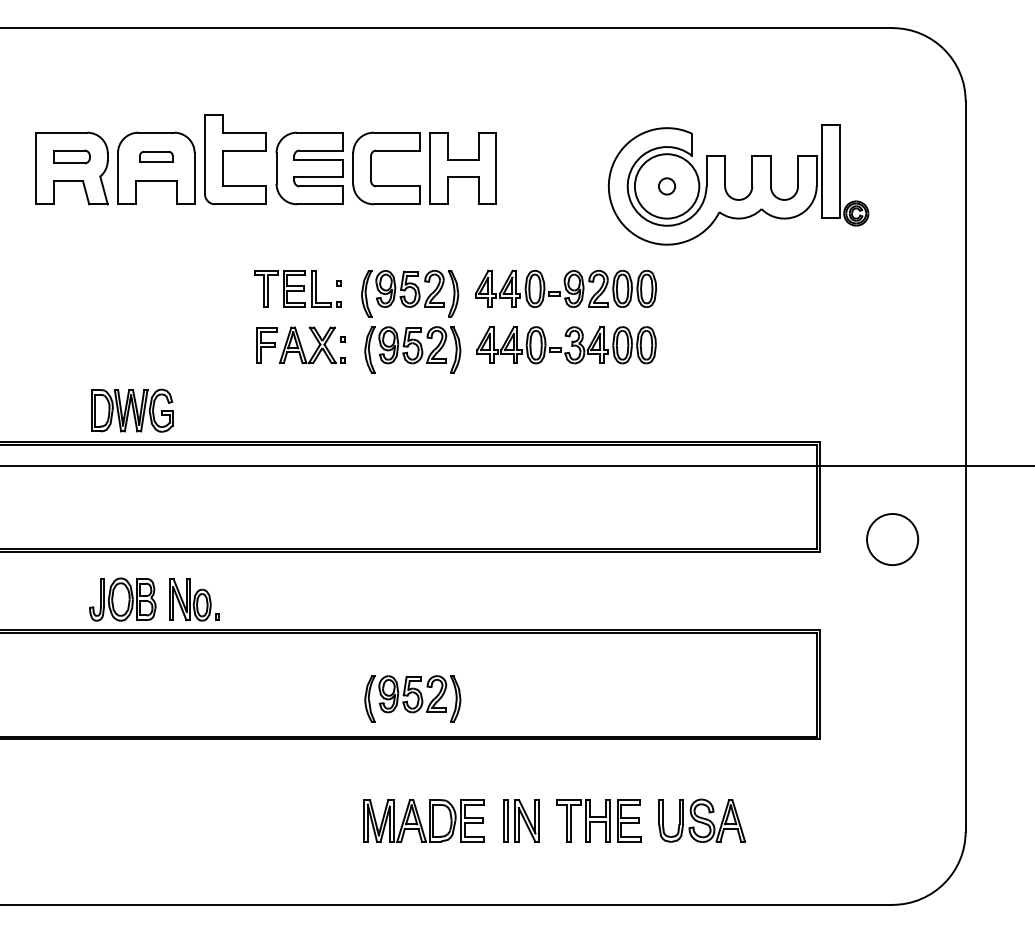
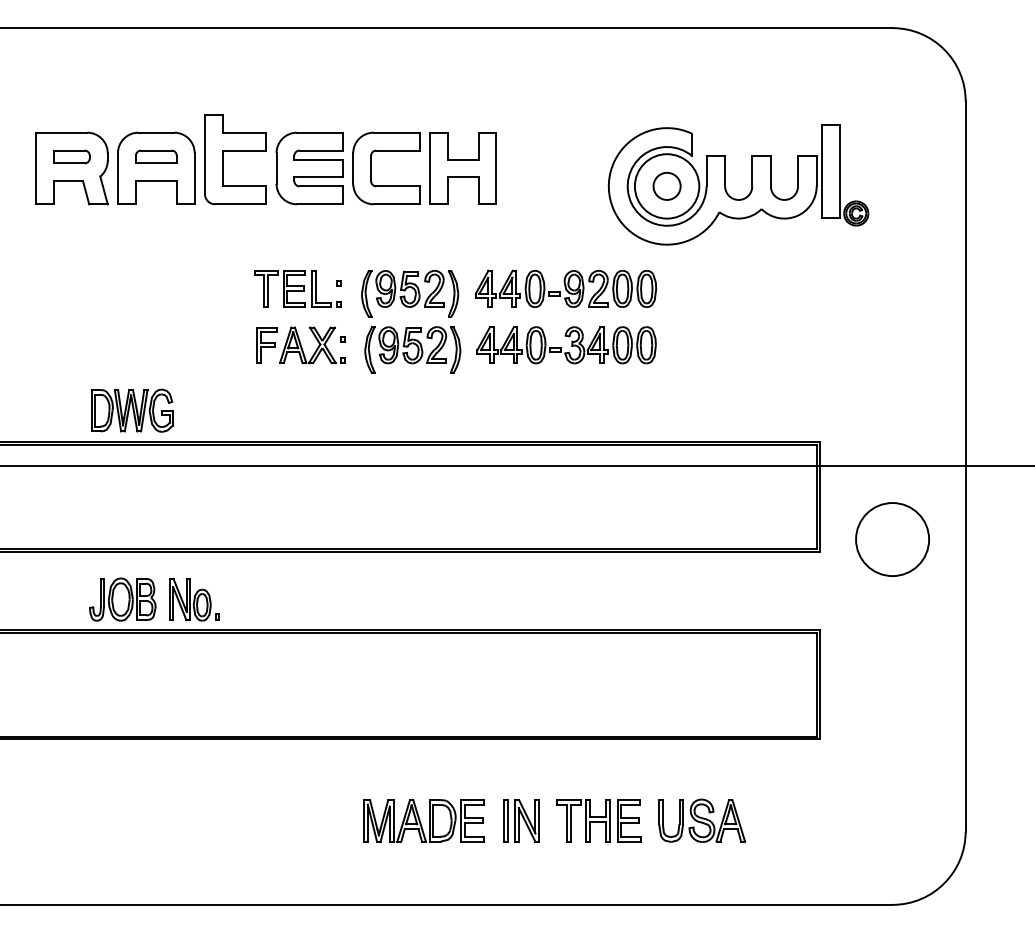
part size: 35x13 px -> 43x15 px (156, 156)
circle size: 19x19 px -> 30x29 px (666, 186)
circle diameter: 51 px -> 73 px (892, 539)
part: present -> none (412, 698)
